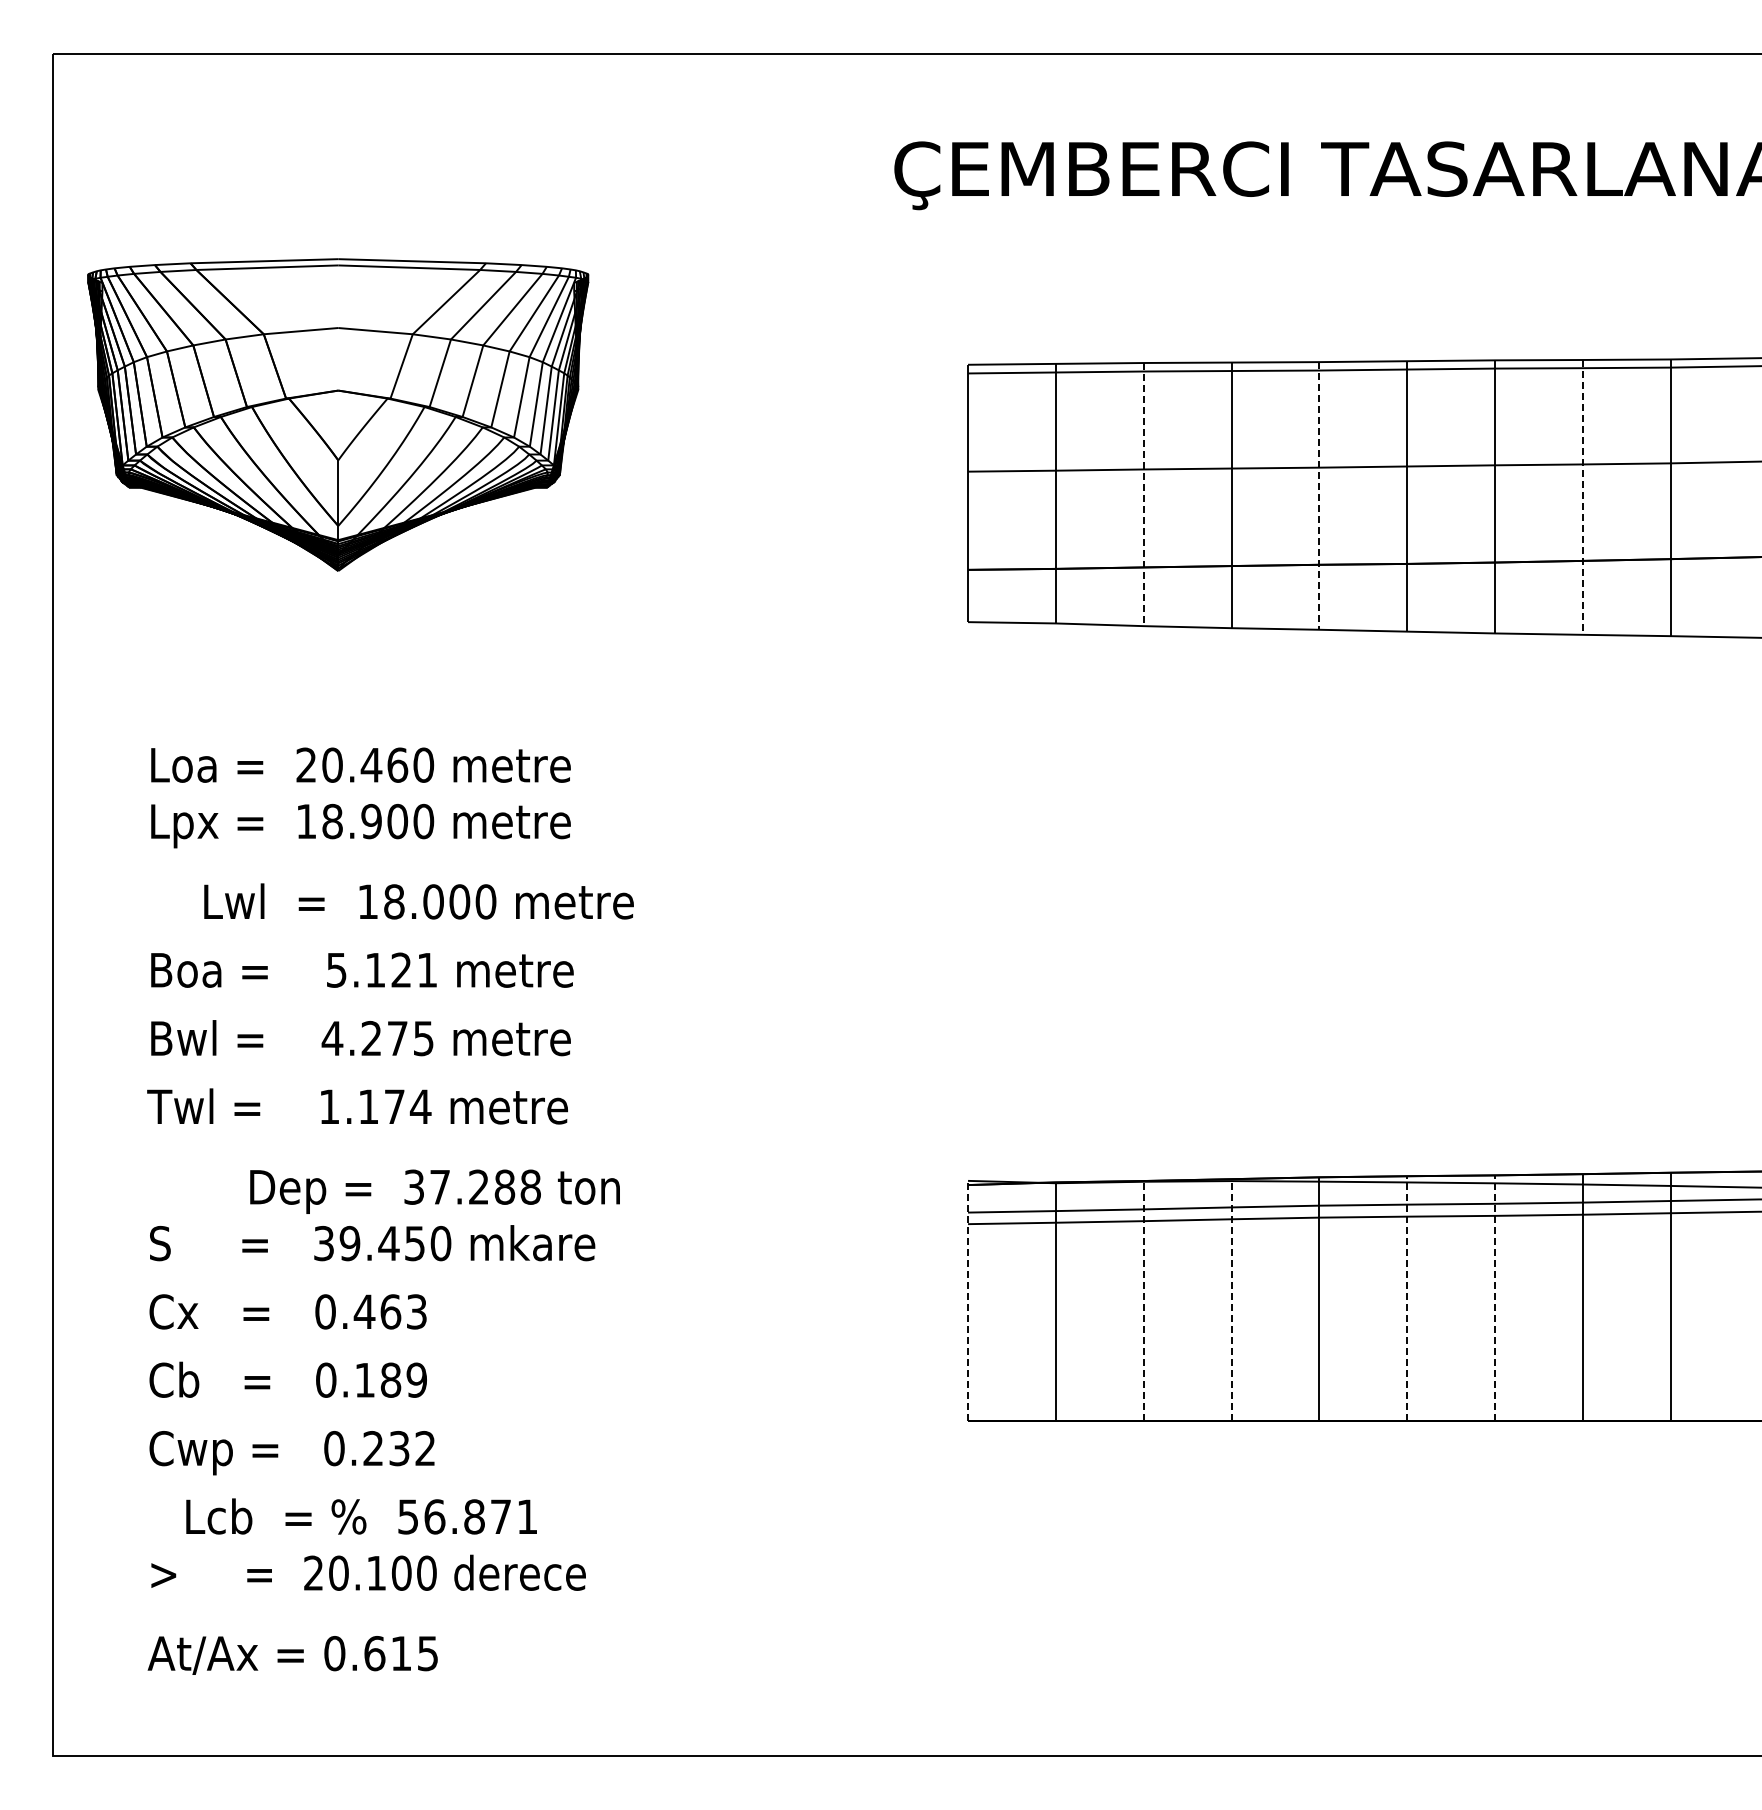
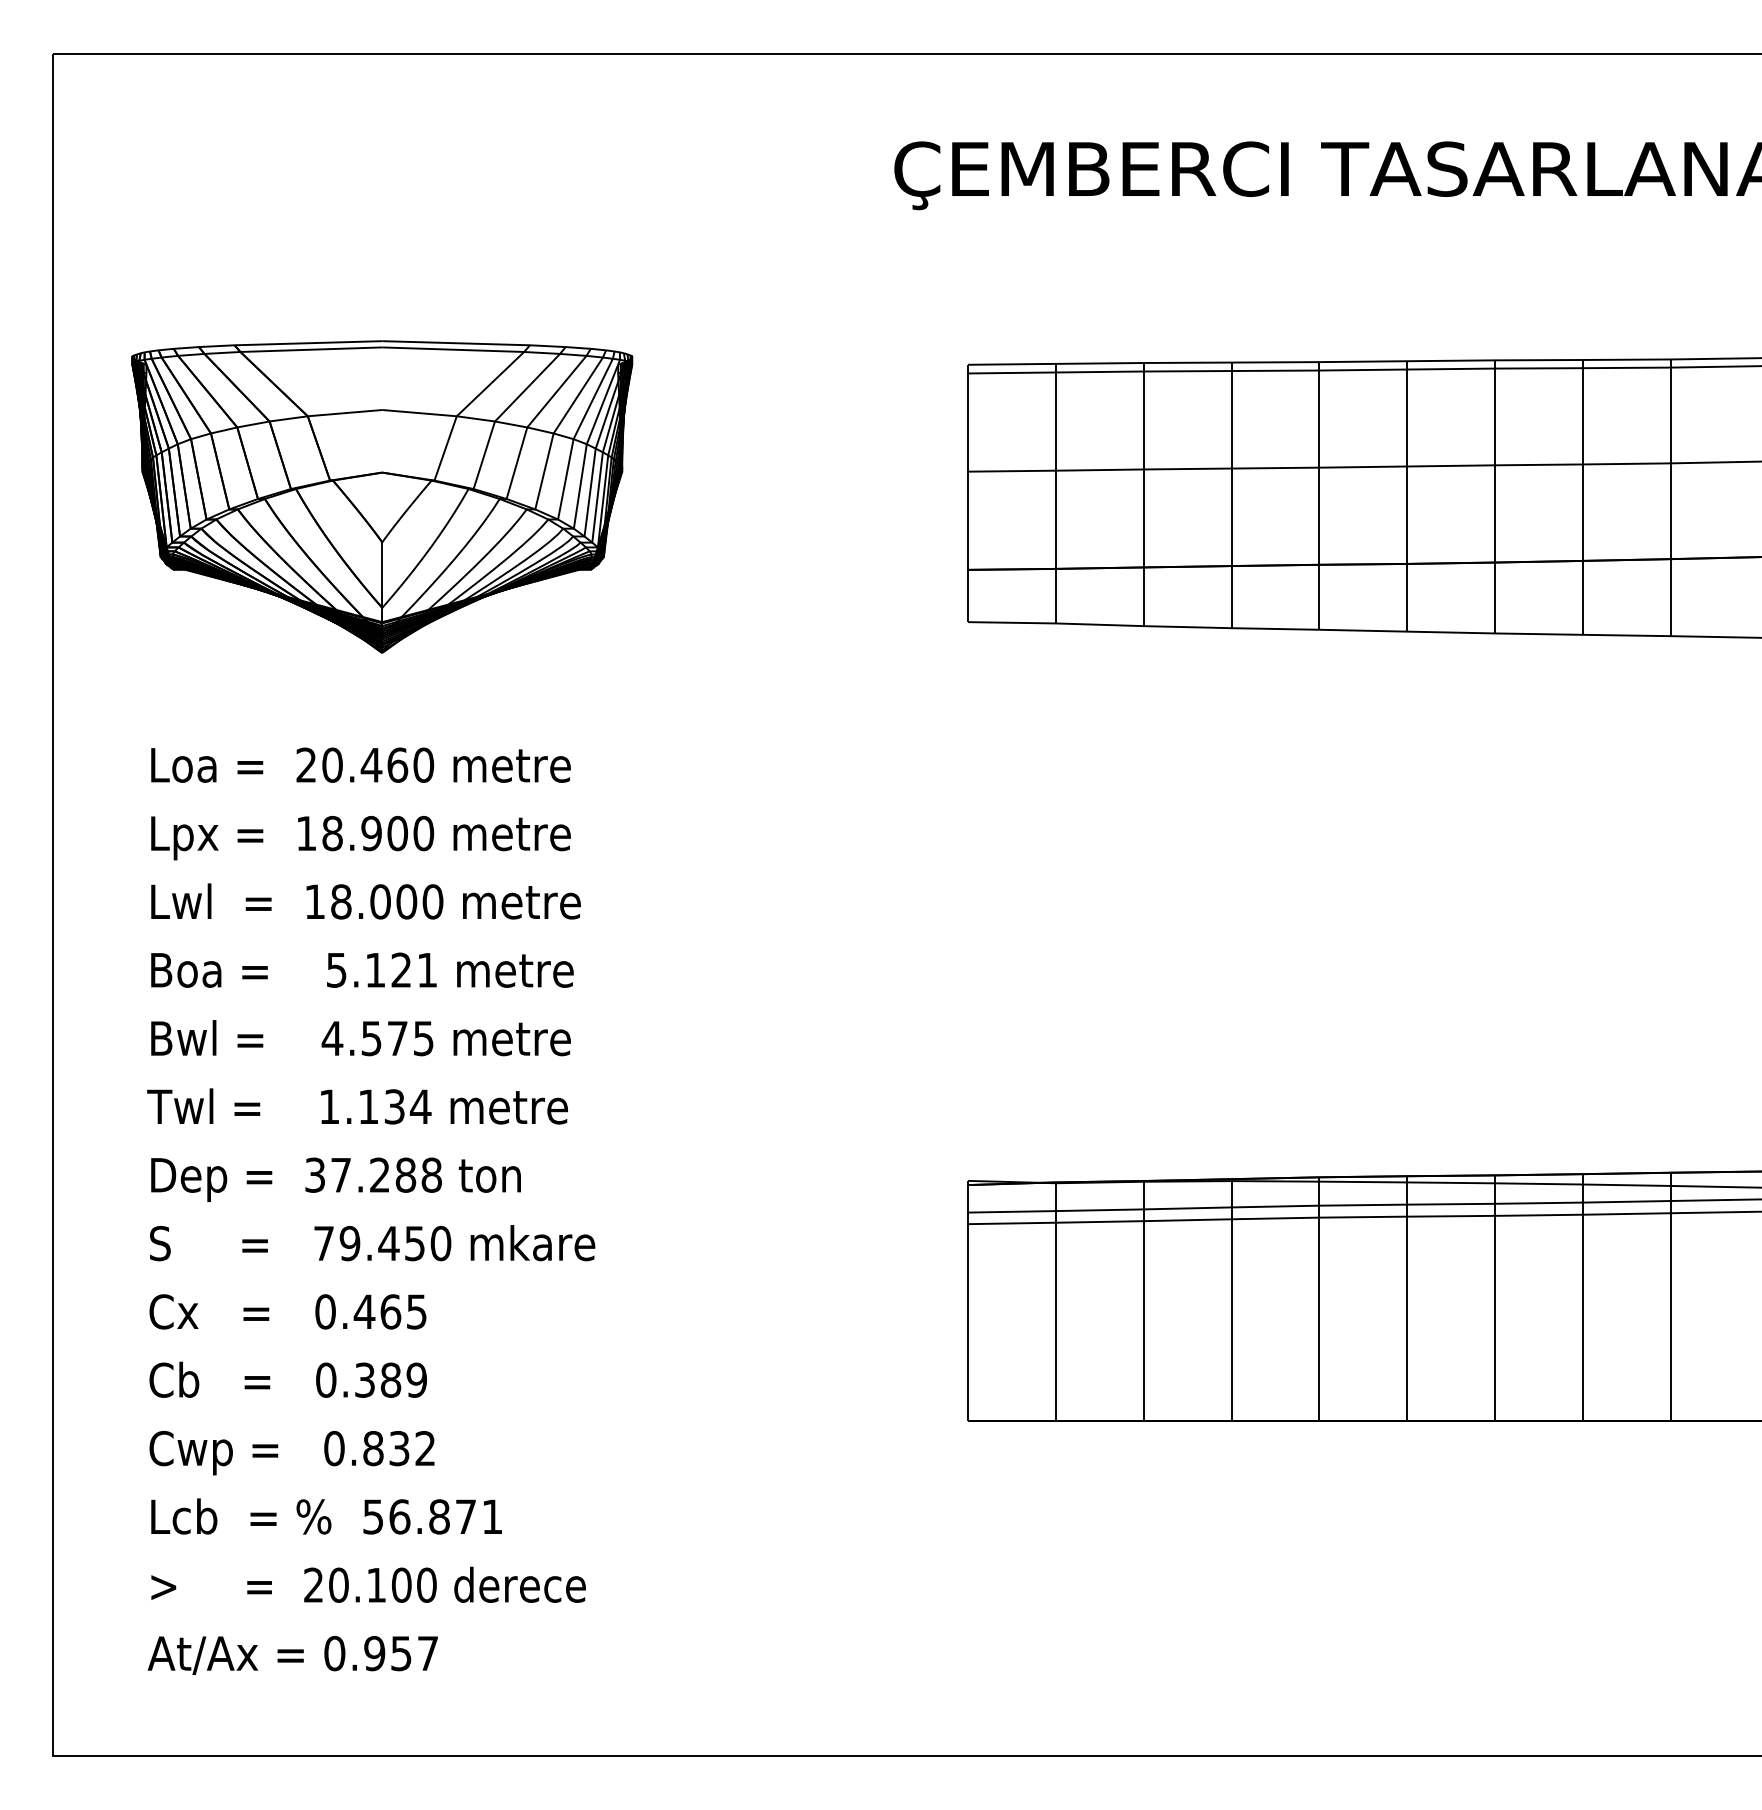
part position: (338, 414) -> (382, 496) (382, 496)
line: dashed -> solid (1143, 494)
line: dashed -> solid (1319, 495)
line: dashed -> solid (1583, 497)
text position: (360, 826) -> (360, 838) (360, 838)
text position: (418, 901) -> (365, 901) (365, 901)
text: 4.275 -> 4.575 (371, 1038)
text: 1.174 -> 1.134 (394, 1106)
text position: (434, 1191) -> (335, 1179) (335, 1179)
text: 39.450 -> 79.450 (323, 1243)
line: dashed -> solid (1407, 1298)
line: dashed -> solid (1495, 1298)
line: dashed -> solid (968, 1300)
line: dashed -> solid (1143, 1300)
line: dashed -> solid (1231, 1300)
text: 0.463 -> 0.465 (416, 1311)
text: 0.189 -> 0.389 (364, 1379)
text: 0.232 -> 0.832 (373, 1448)
text position: (361, 1516) -> (326, 1516) (326, 1516)
text position: (368, 1572) -> (368, 1584) (368, 1584)
text: 0.615 -> 0.957 (400, 1653)
